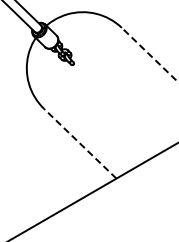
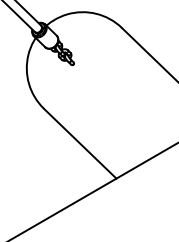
line: dashed -> solid (149, 54)
line: dashed -> solid (79, 143)
